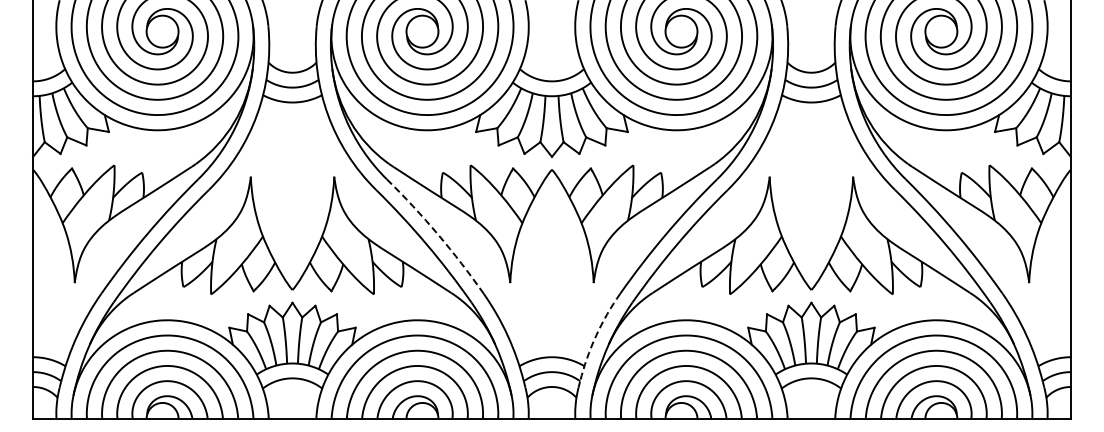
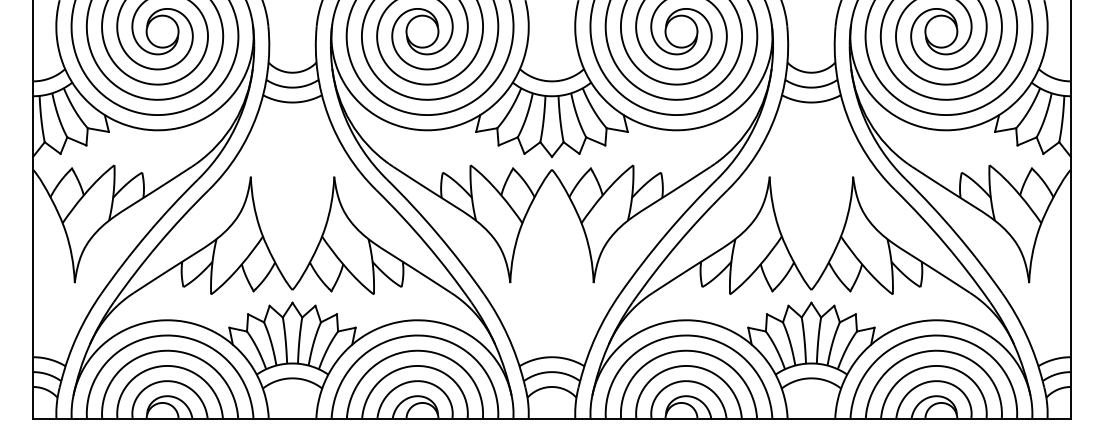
arc: dashed -> solid (437, 234)
arc: dashed -> solid (596, 335)
